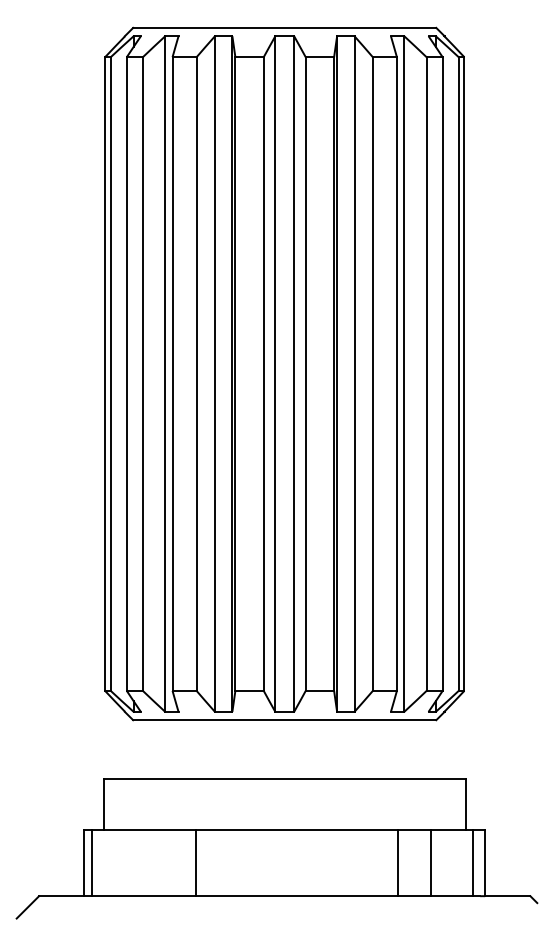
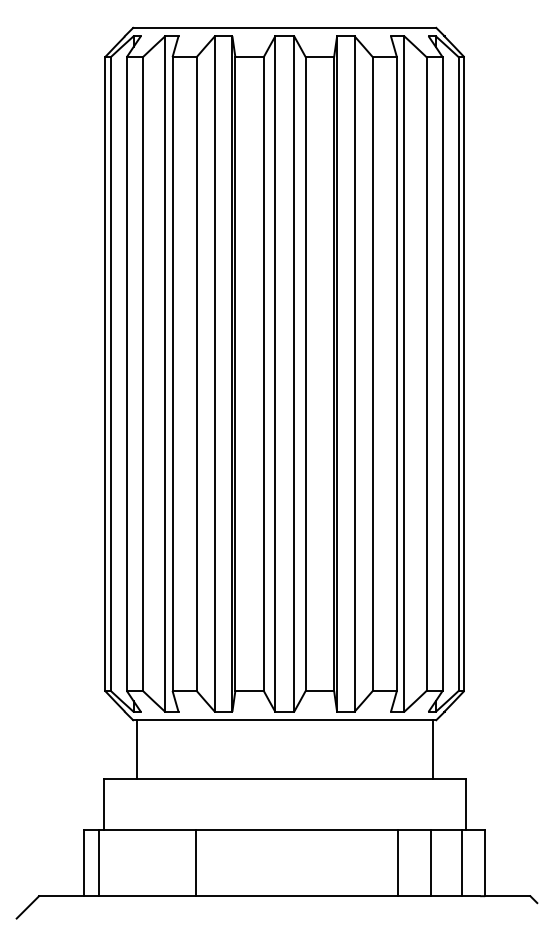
line: none -> present (136, 749)
line: none -> present (432, 749)
line position: (91, 862) -> (98, 862) (98, 862)
line position: (473, 862) -> (462, 862) (462, 862)
